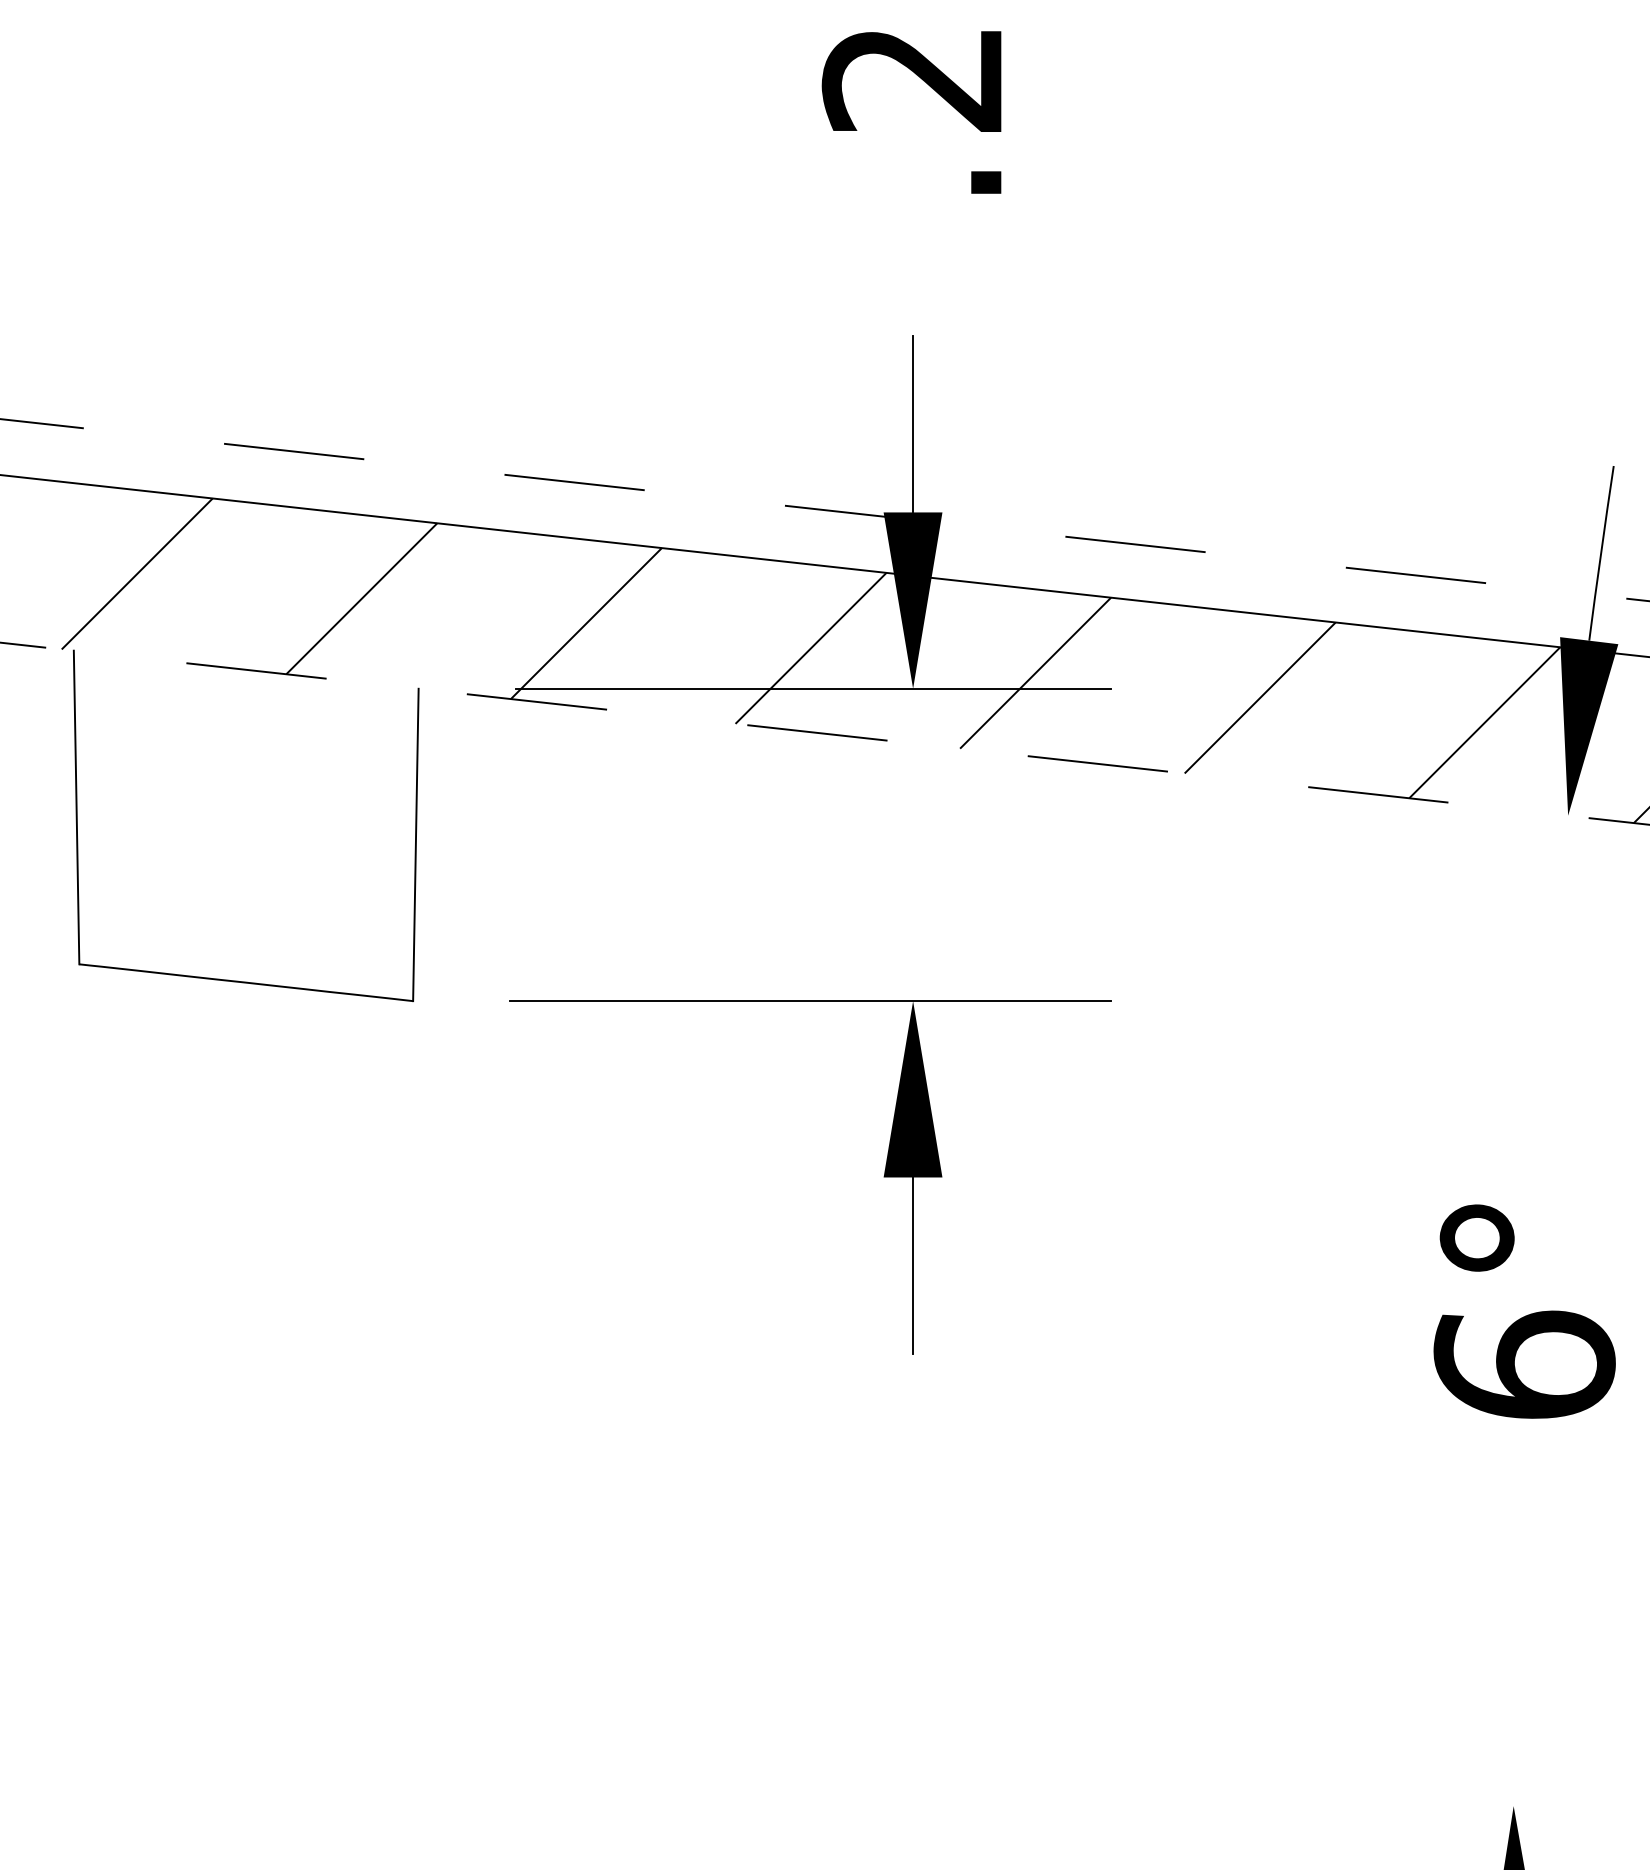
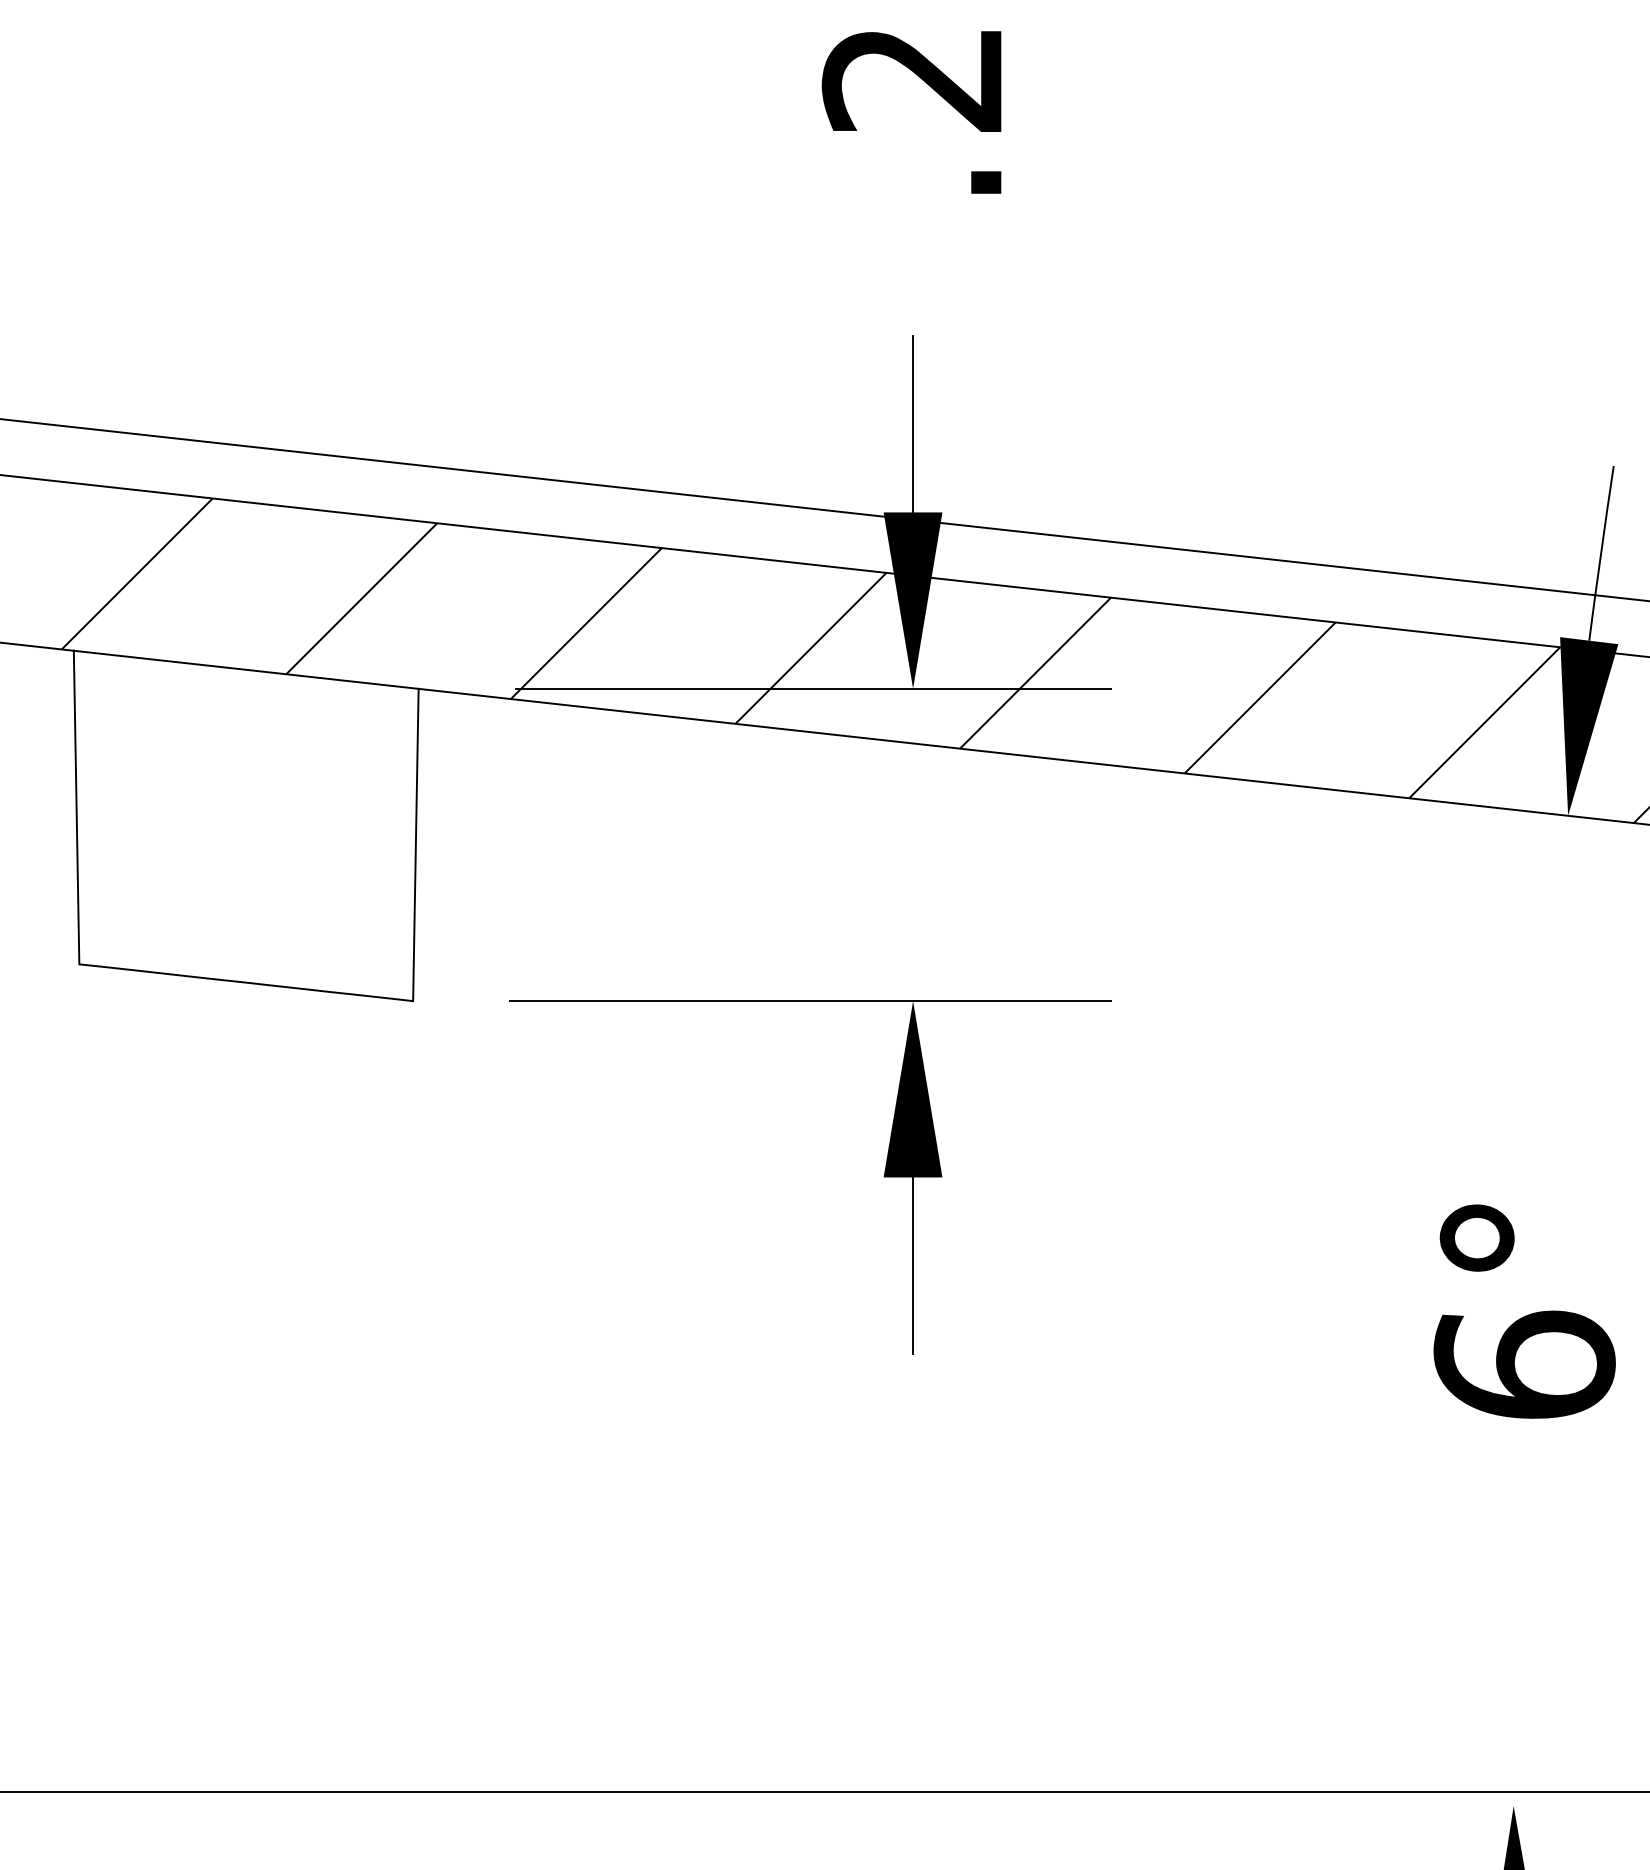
line: dashed -> solid (824, 510)
line: dashed -> solid (825, 733)
line: none -> present (824, 1792)
